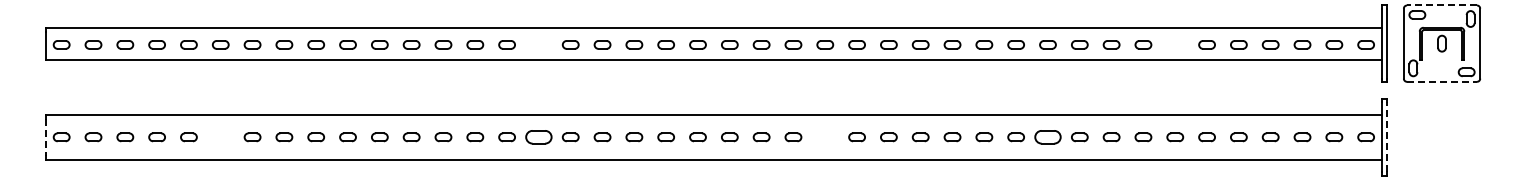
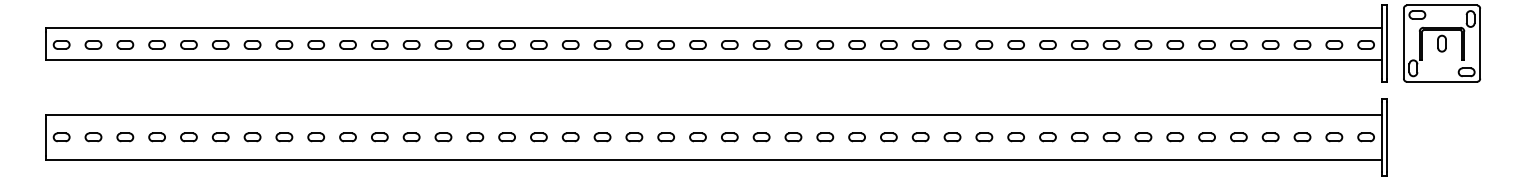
line: dashed -> solid (1442, 5)
part: none -> present (538, 44)
part: none -> present (1175, 44)
line: dashed -> solid (1442, 81)
line: dashed -> solid (45, 137)
part: none -> present (220, 137)
part size: 28x15 px -> 18x11 px (538, 137)
part: none -> present (825, 137)
part size: 28x15 px -> 18x11 px (1047, 137)
line: dashed -> solid (1387, 137)
